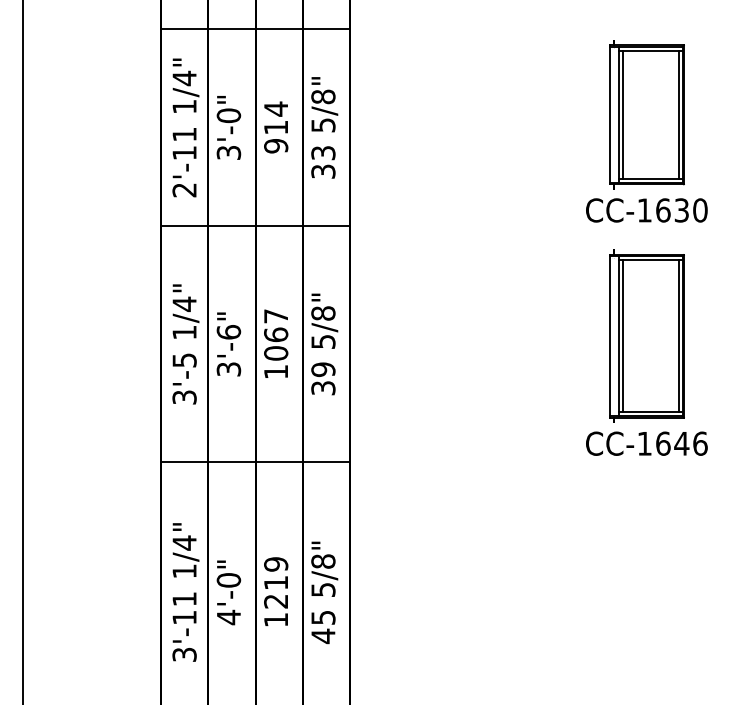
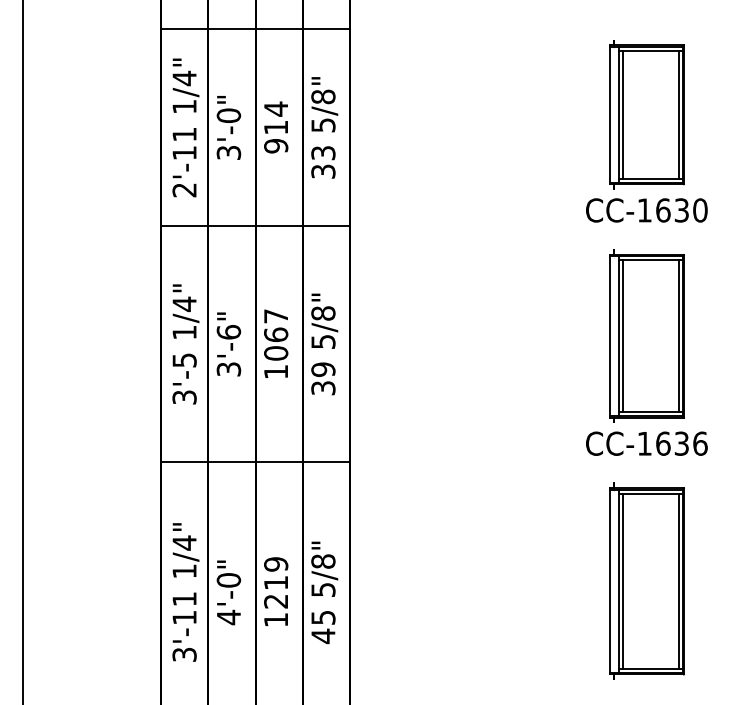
text: CC-1646 -> CC-1636 (681, 443)
part: none -> present (646, 580)
